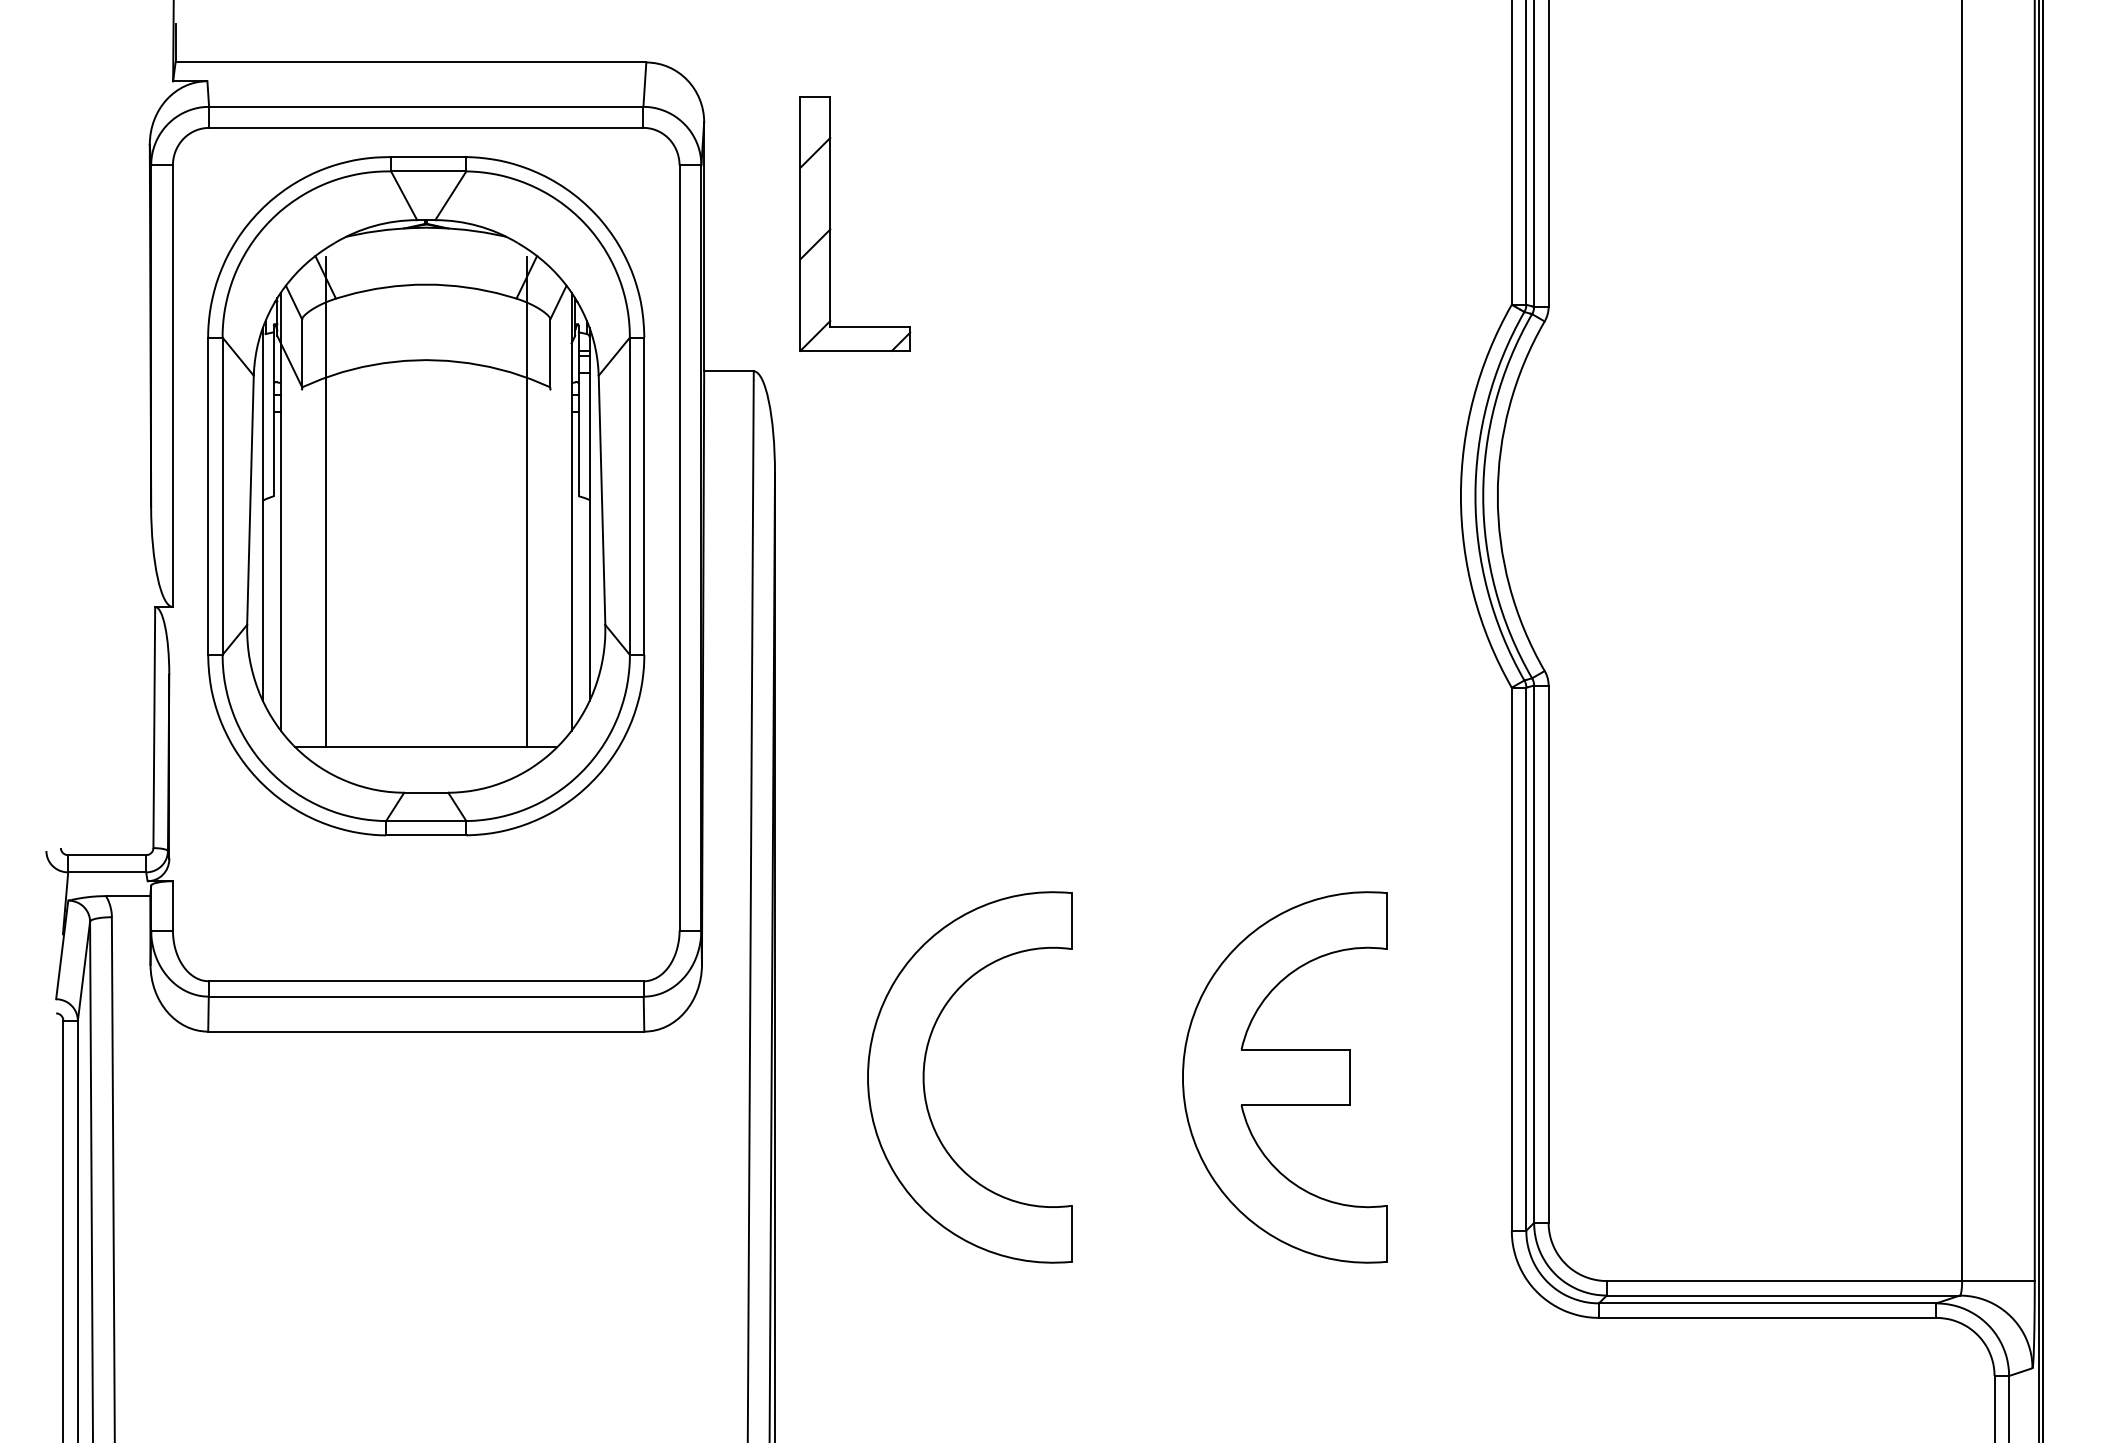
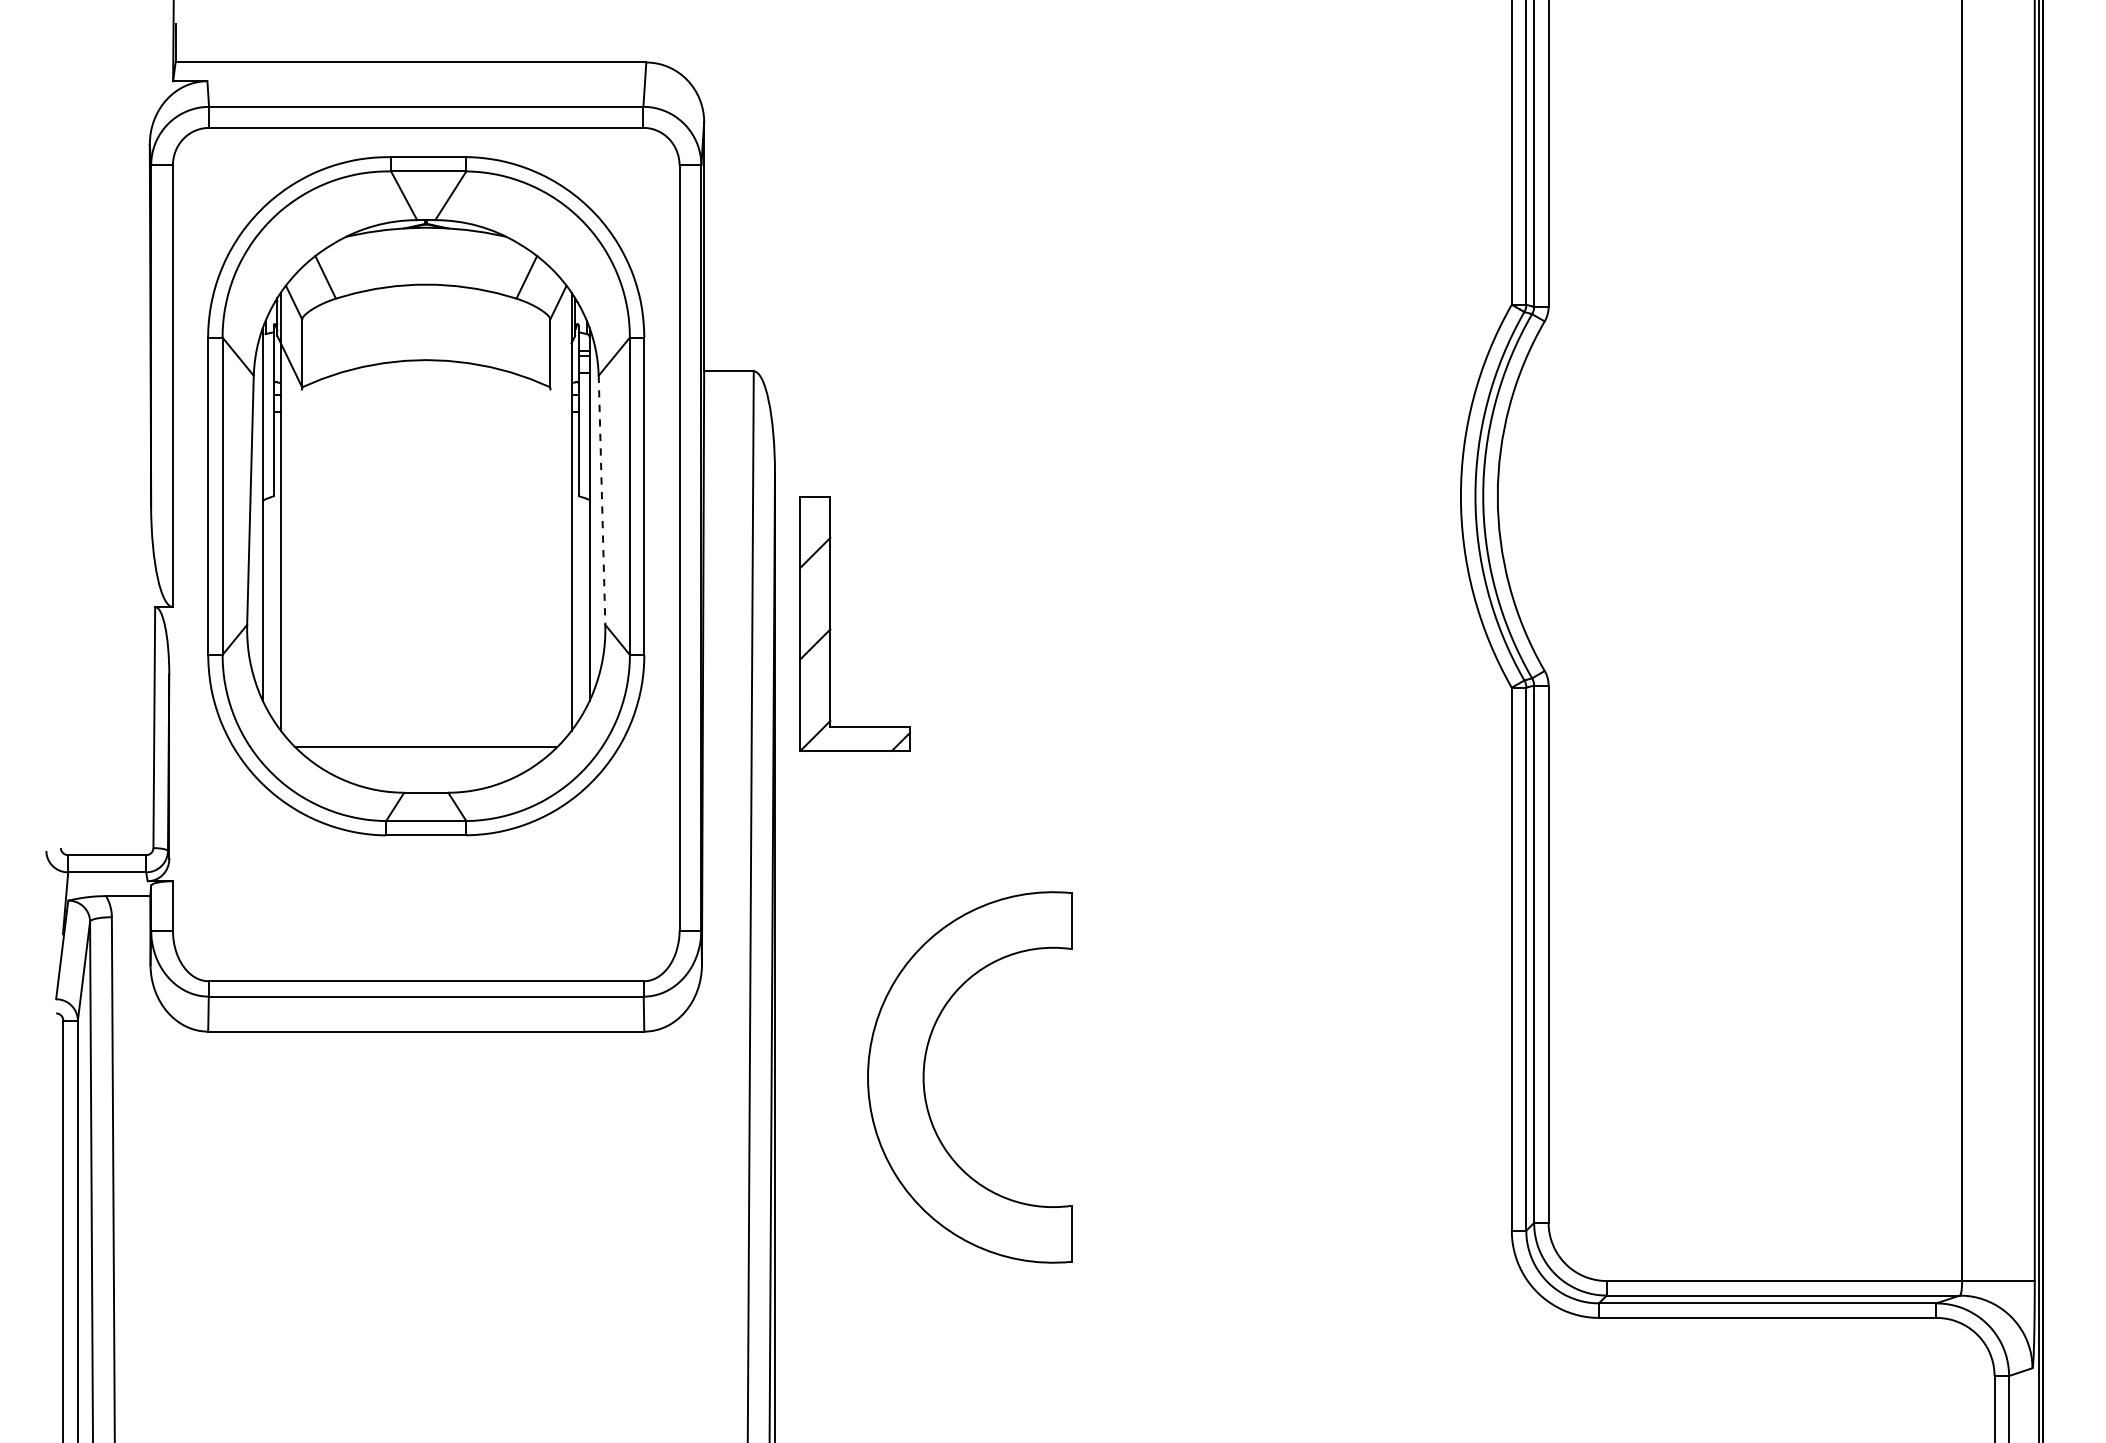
part position: (831, 229) -> (831, 629) (831, 629)
line: solid -> dashed (602, 500)
line: present -> none (325, 501)
line: present -> none (526, 501)
part: present -> none (1284, 1077)
